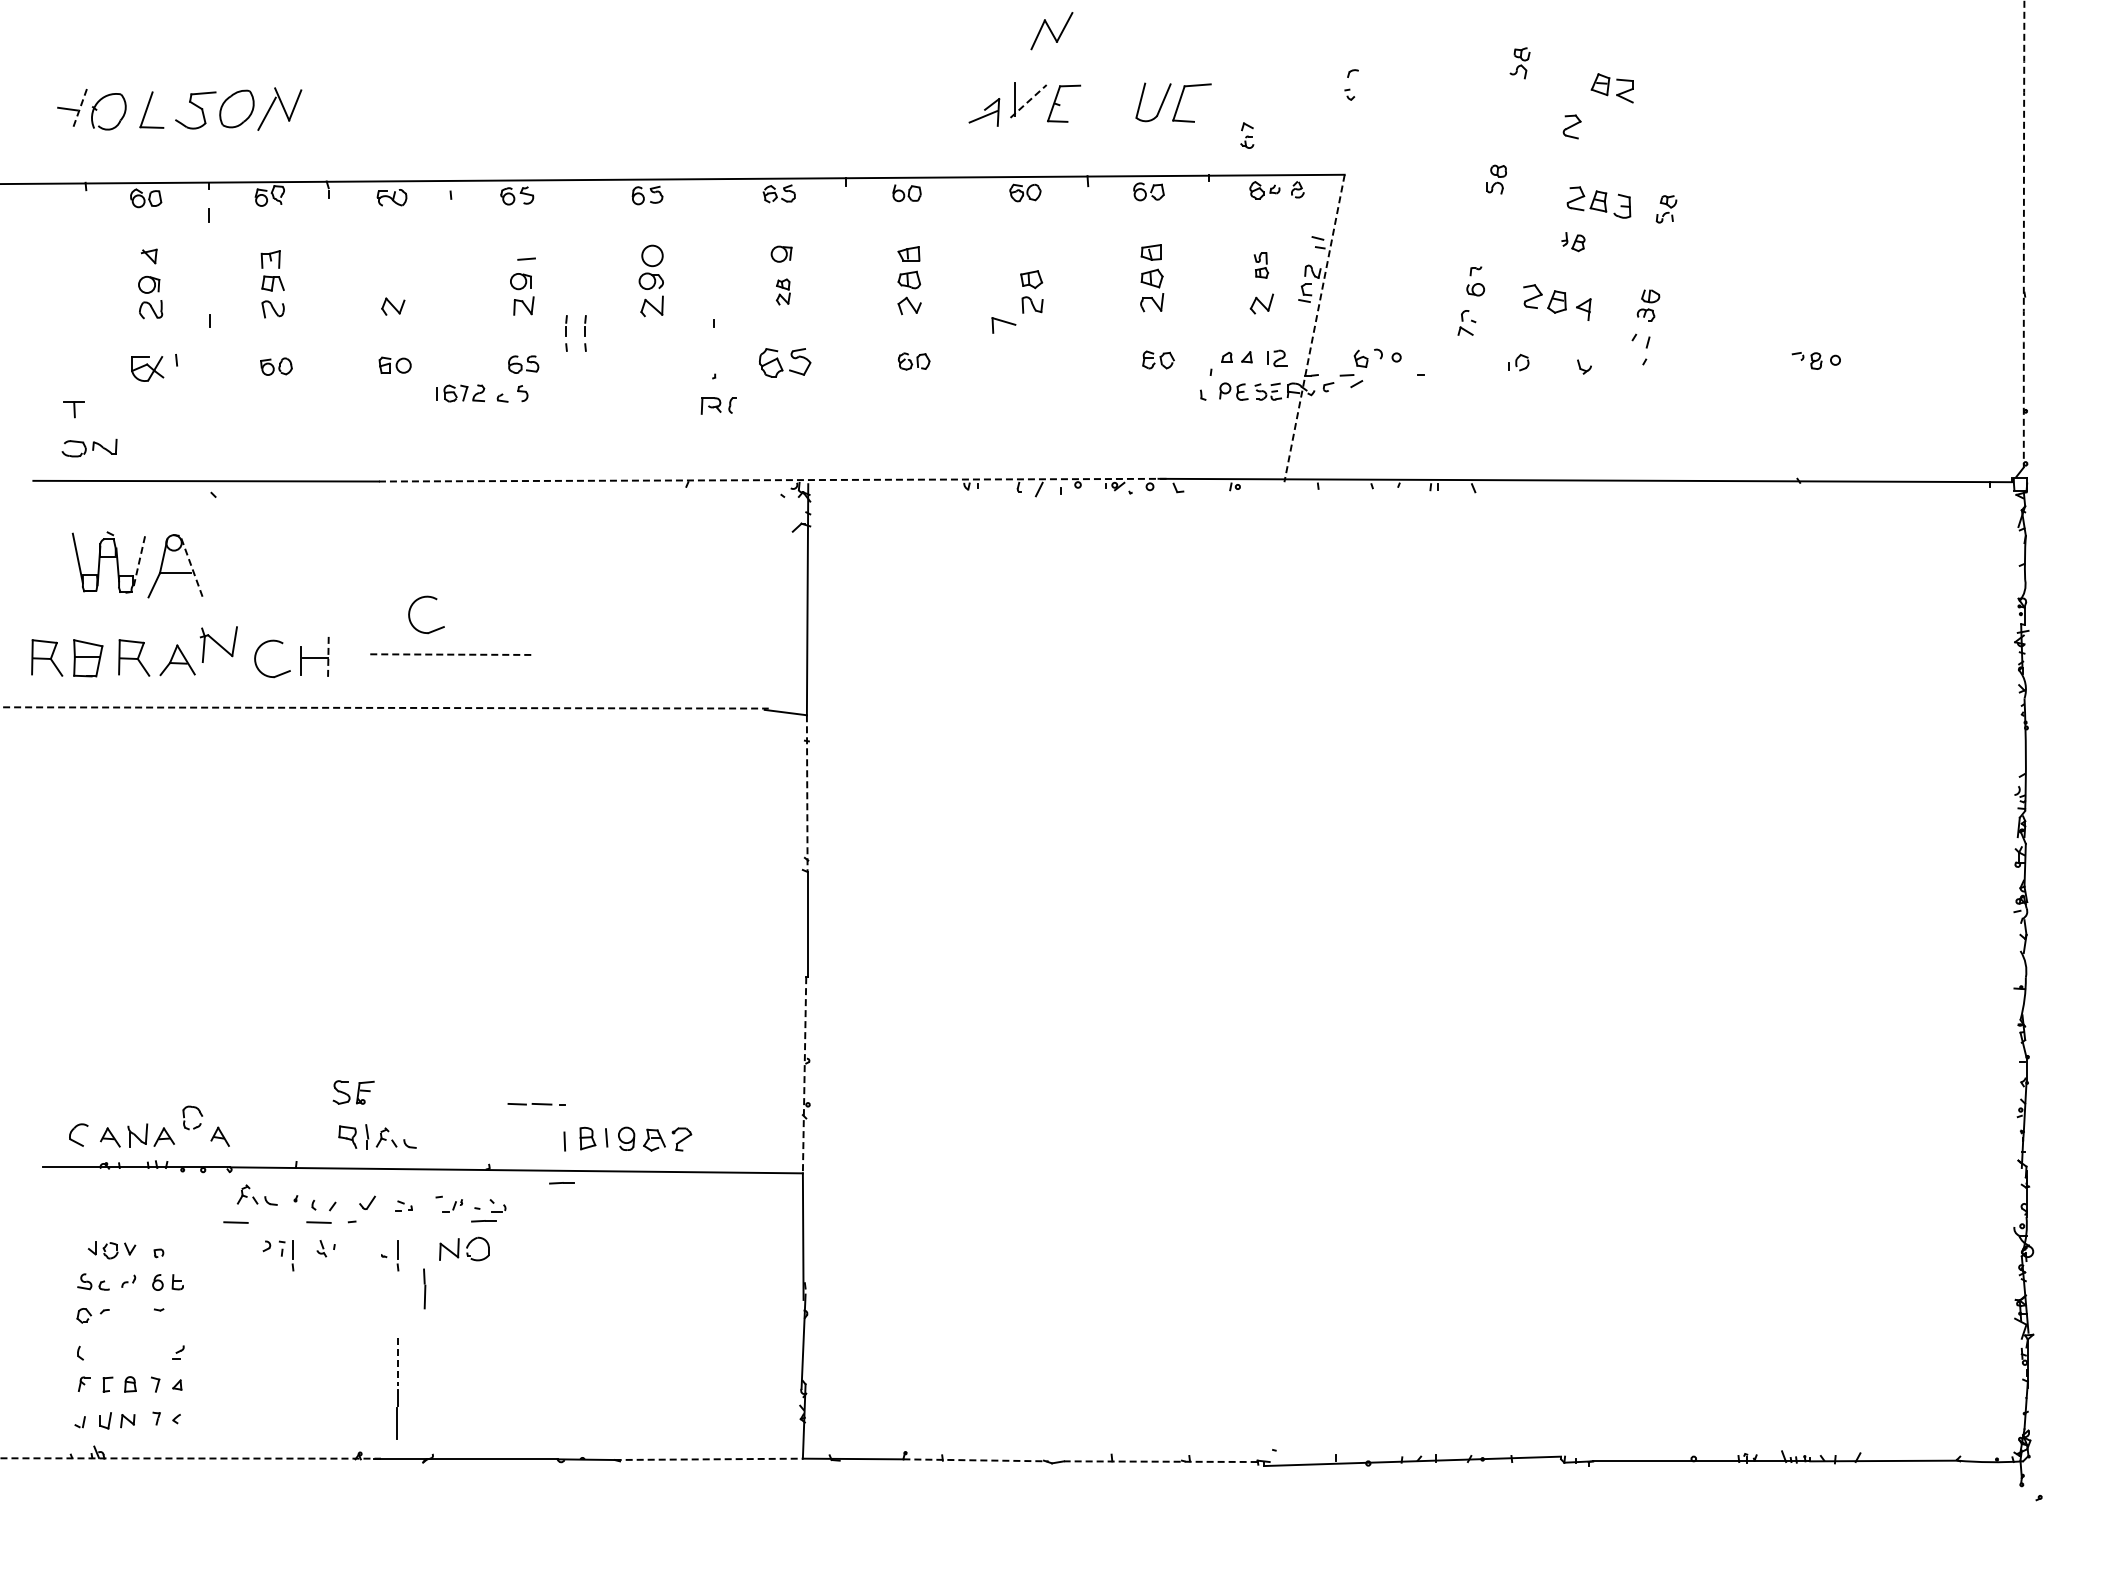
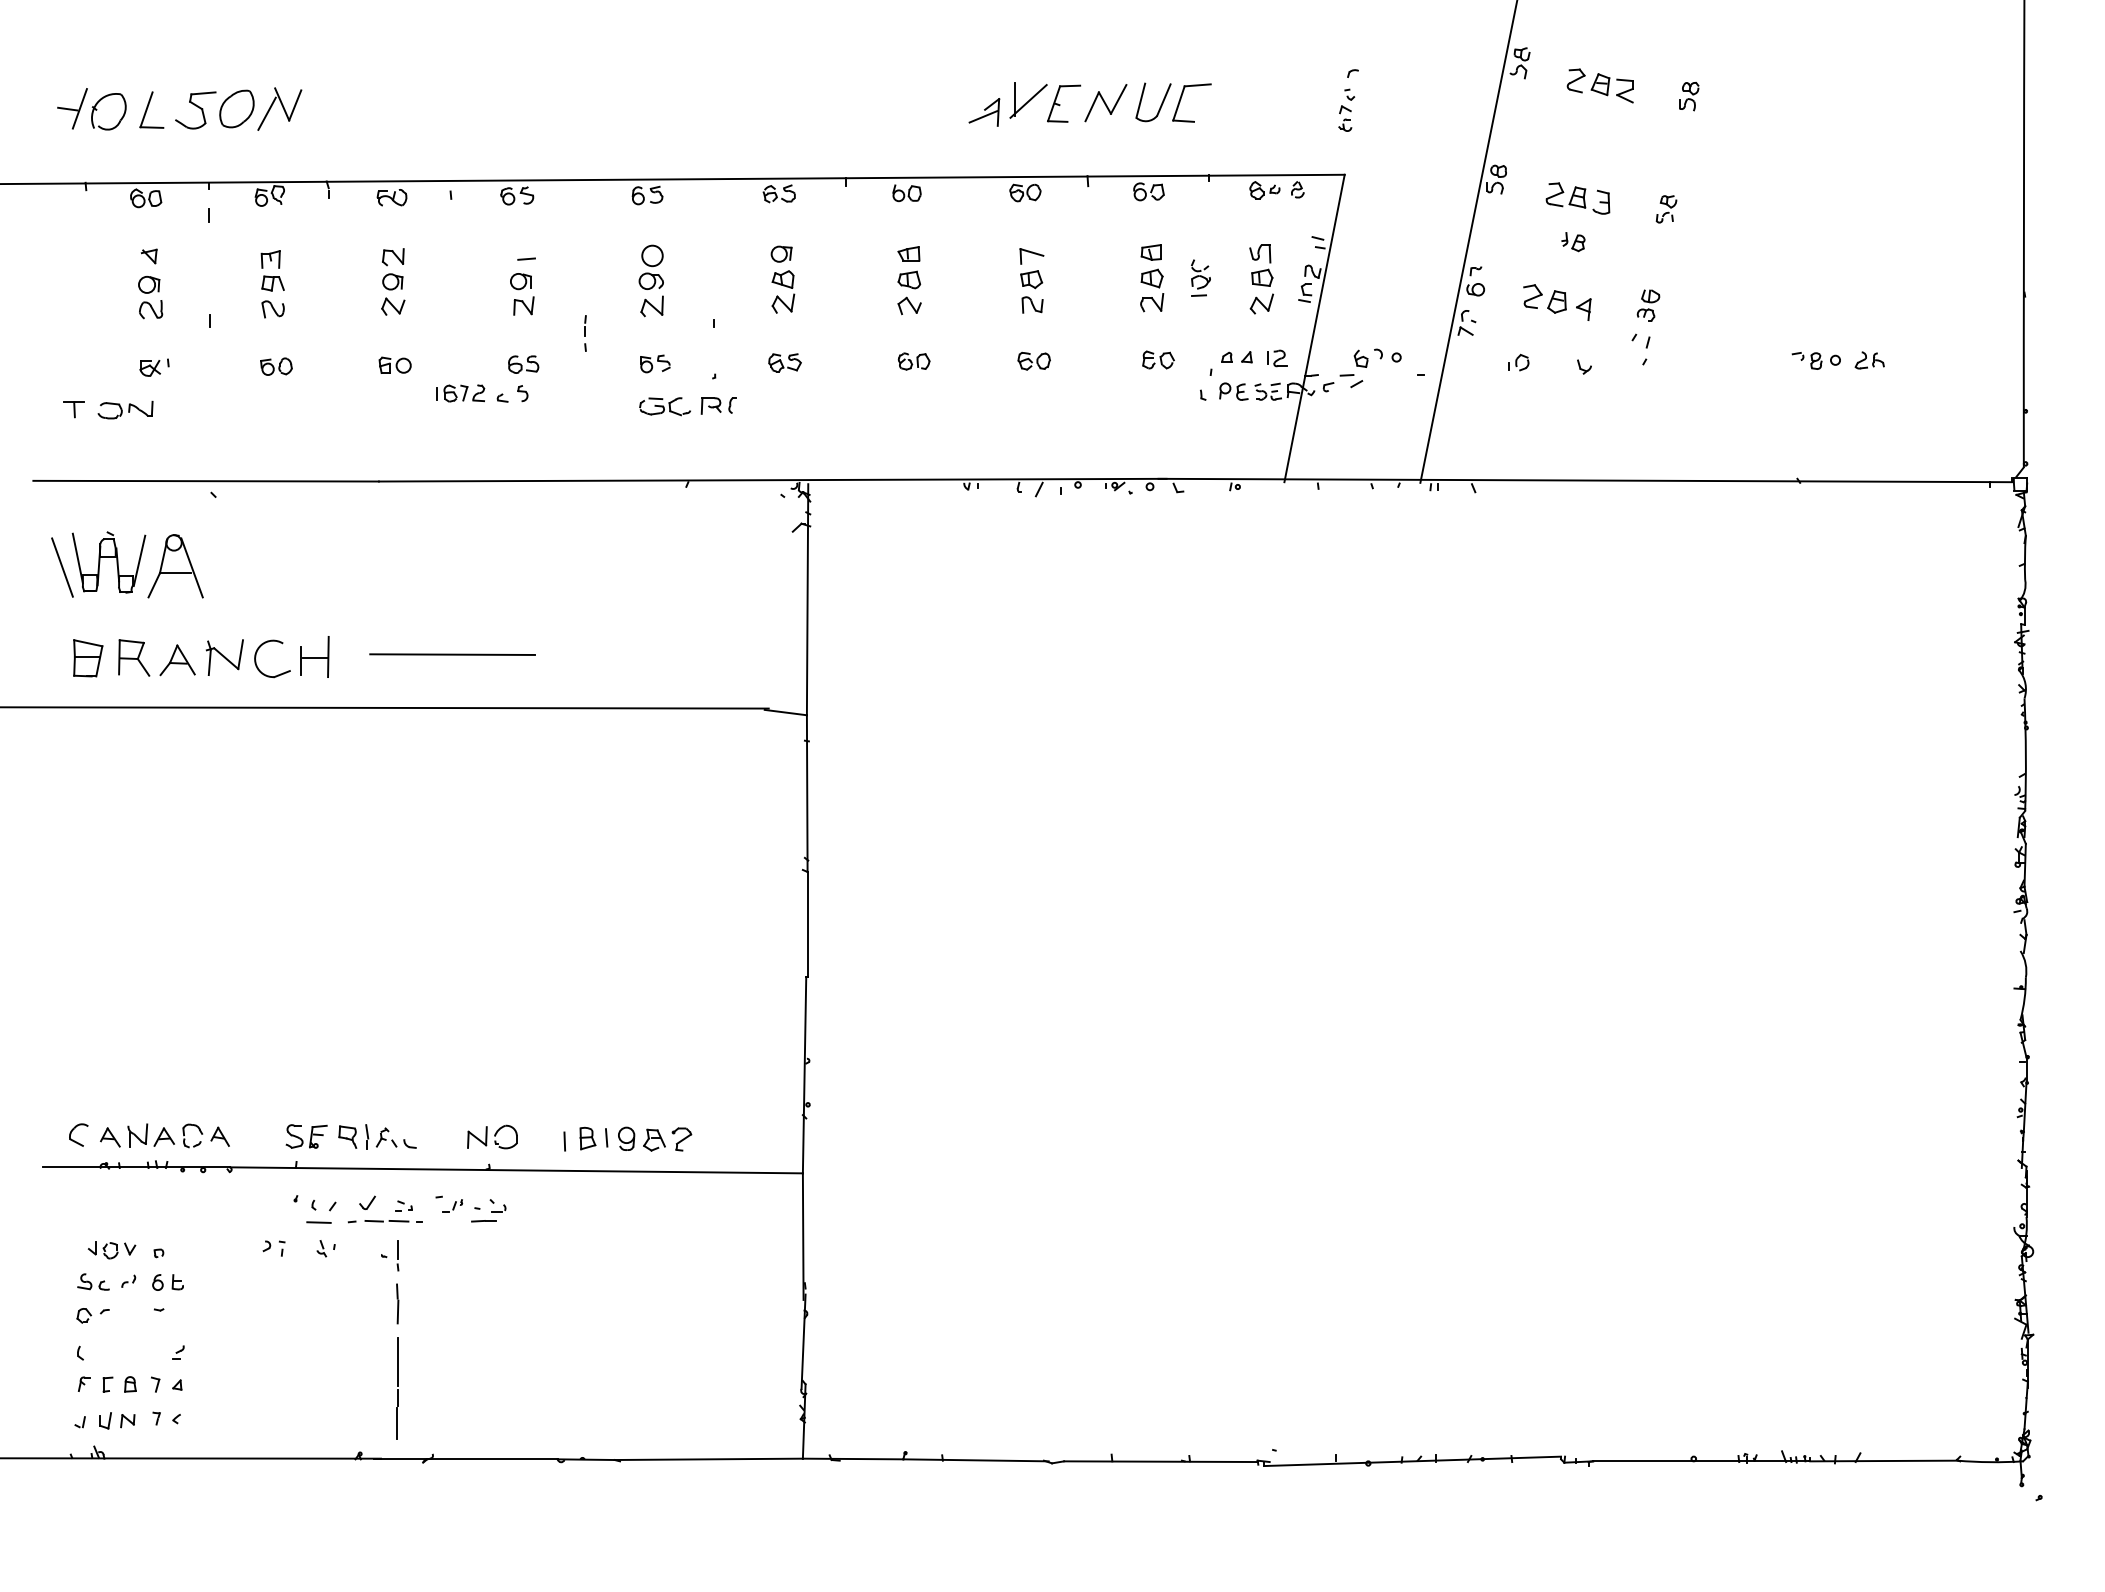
part position: (1051, 31) -> (1105, 103) (1105, 103)
part: none -> present (1689, 96)
line: dashed -> solid (1028, 101)
line: dashed -> solid (79, 108)
part position: (1571, 126) -> (1575, 80) (1575, 80)
part position: (1247, 135) -> (1345, 118) (1345, 118)
part position: (1598, 202) -> (1577, 198) (1577, 198)
arc: dashed -> solid (2023, 233)
line: none -> present (1468, 242)
part size: 17x27 px -> 25x43 px (1261, 265)
part: none -> present (393, 269)
part: none -> present (1200, 277)
part size: 16x28 px -> 25x44 px (783, 291)
part position: (1003, 325) -> (1031, 256) (1031, 256)
line: dashed -> solid (1314, 328)
line: present -> none (566, 333)
part: none -> present (1033, 360)
part: none -> present (1869, 360)
part size: 53x30 px -> 34x20 px (784, 362)
part: none -> present (655, 363)
part size: 47x28 px -> 31x19 px (154, 367)
part: none -> present (664, 406)
part position: (89, 447) -> (125, 409) (125, 409)
line: dashed -> solid (772, 480)
line: dashed -> solid (139, 560)
line: none -> present (62, 567)
line: dashed -> solid (192, 568)
part: present -> none (410, 613)
part position: (218, 644) -> (224, 657) (224, 657)
line: dashed -> solid (453, 654)
part: present -> none (47, 657)
line: dashed -> solid (328, 657)
line: dashed -> solid (384, 707)
line: dashed -> solid (807, 794)
line: dashed -> solid (804, 1075)
part position: (353, 1092) -> (306, 1136) (306, 1136)
line position: (536, 1104) -> (393, 1221) (393, 1221)
part position: (185, 1120) -> (185, 1138) (185, 1138)
line: present -> none (561, 1183)
part: present -> none (256, 1194)
line: present -> none (235, 1222)
part position: (464, 1248) -> (492, 1136) (492, 1136)
part: present -> none (292, 1255)
line position: (424, 1288) -> (397, 1303) (397, 1303)
line: dashed -> solid (397, 1362)
line: dashed -> solid (191, 1458)
line: dashed -> solid (709, 1459)
line: dashed -> solid (976, 1460)
line: dashed -> solid (1160, 1461)
